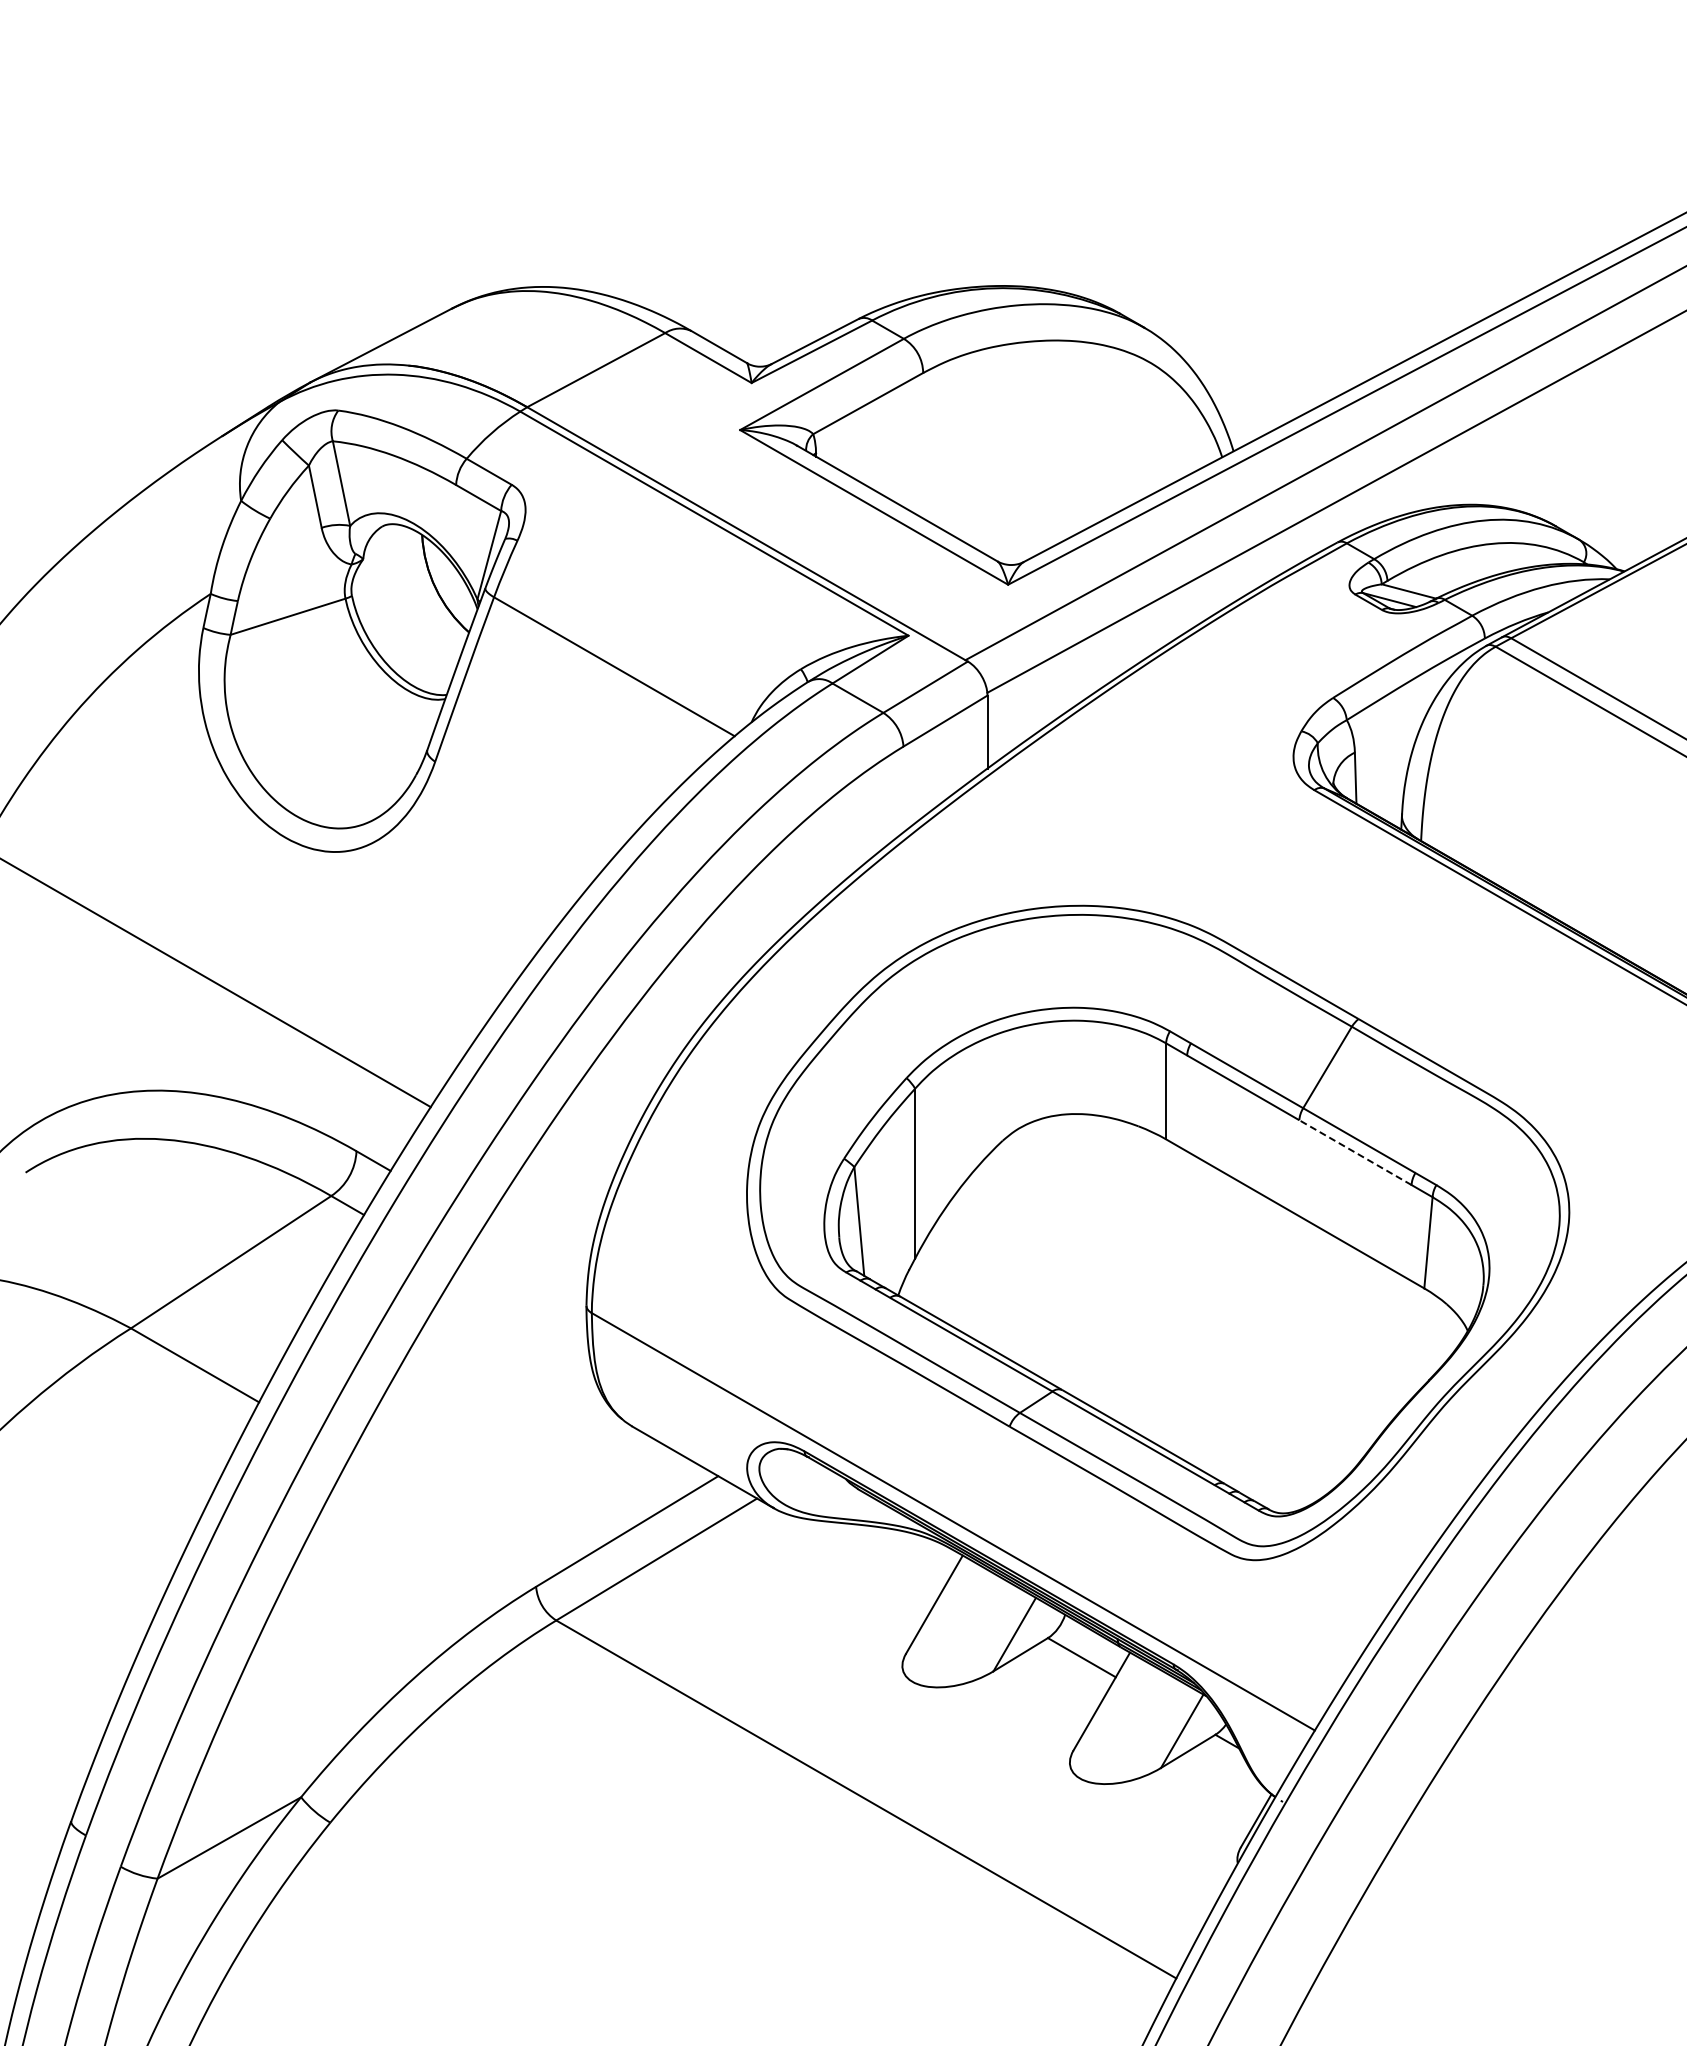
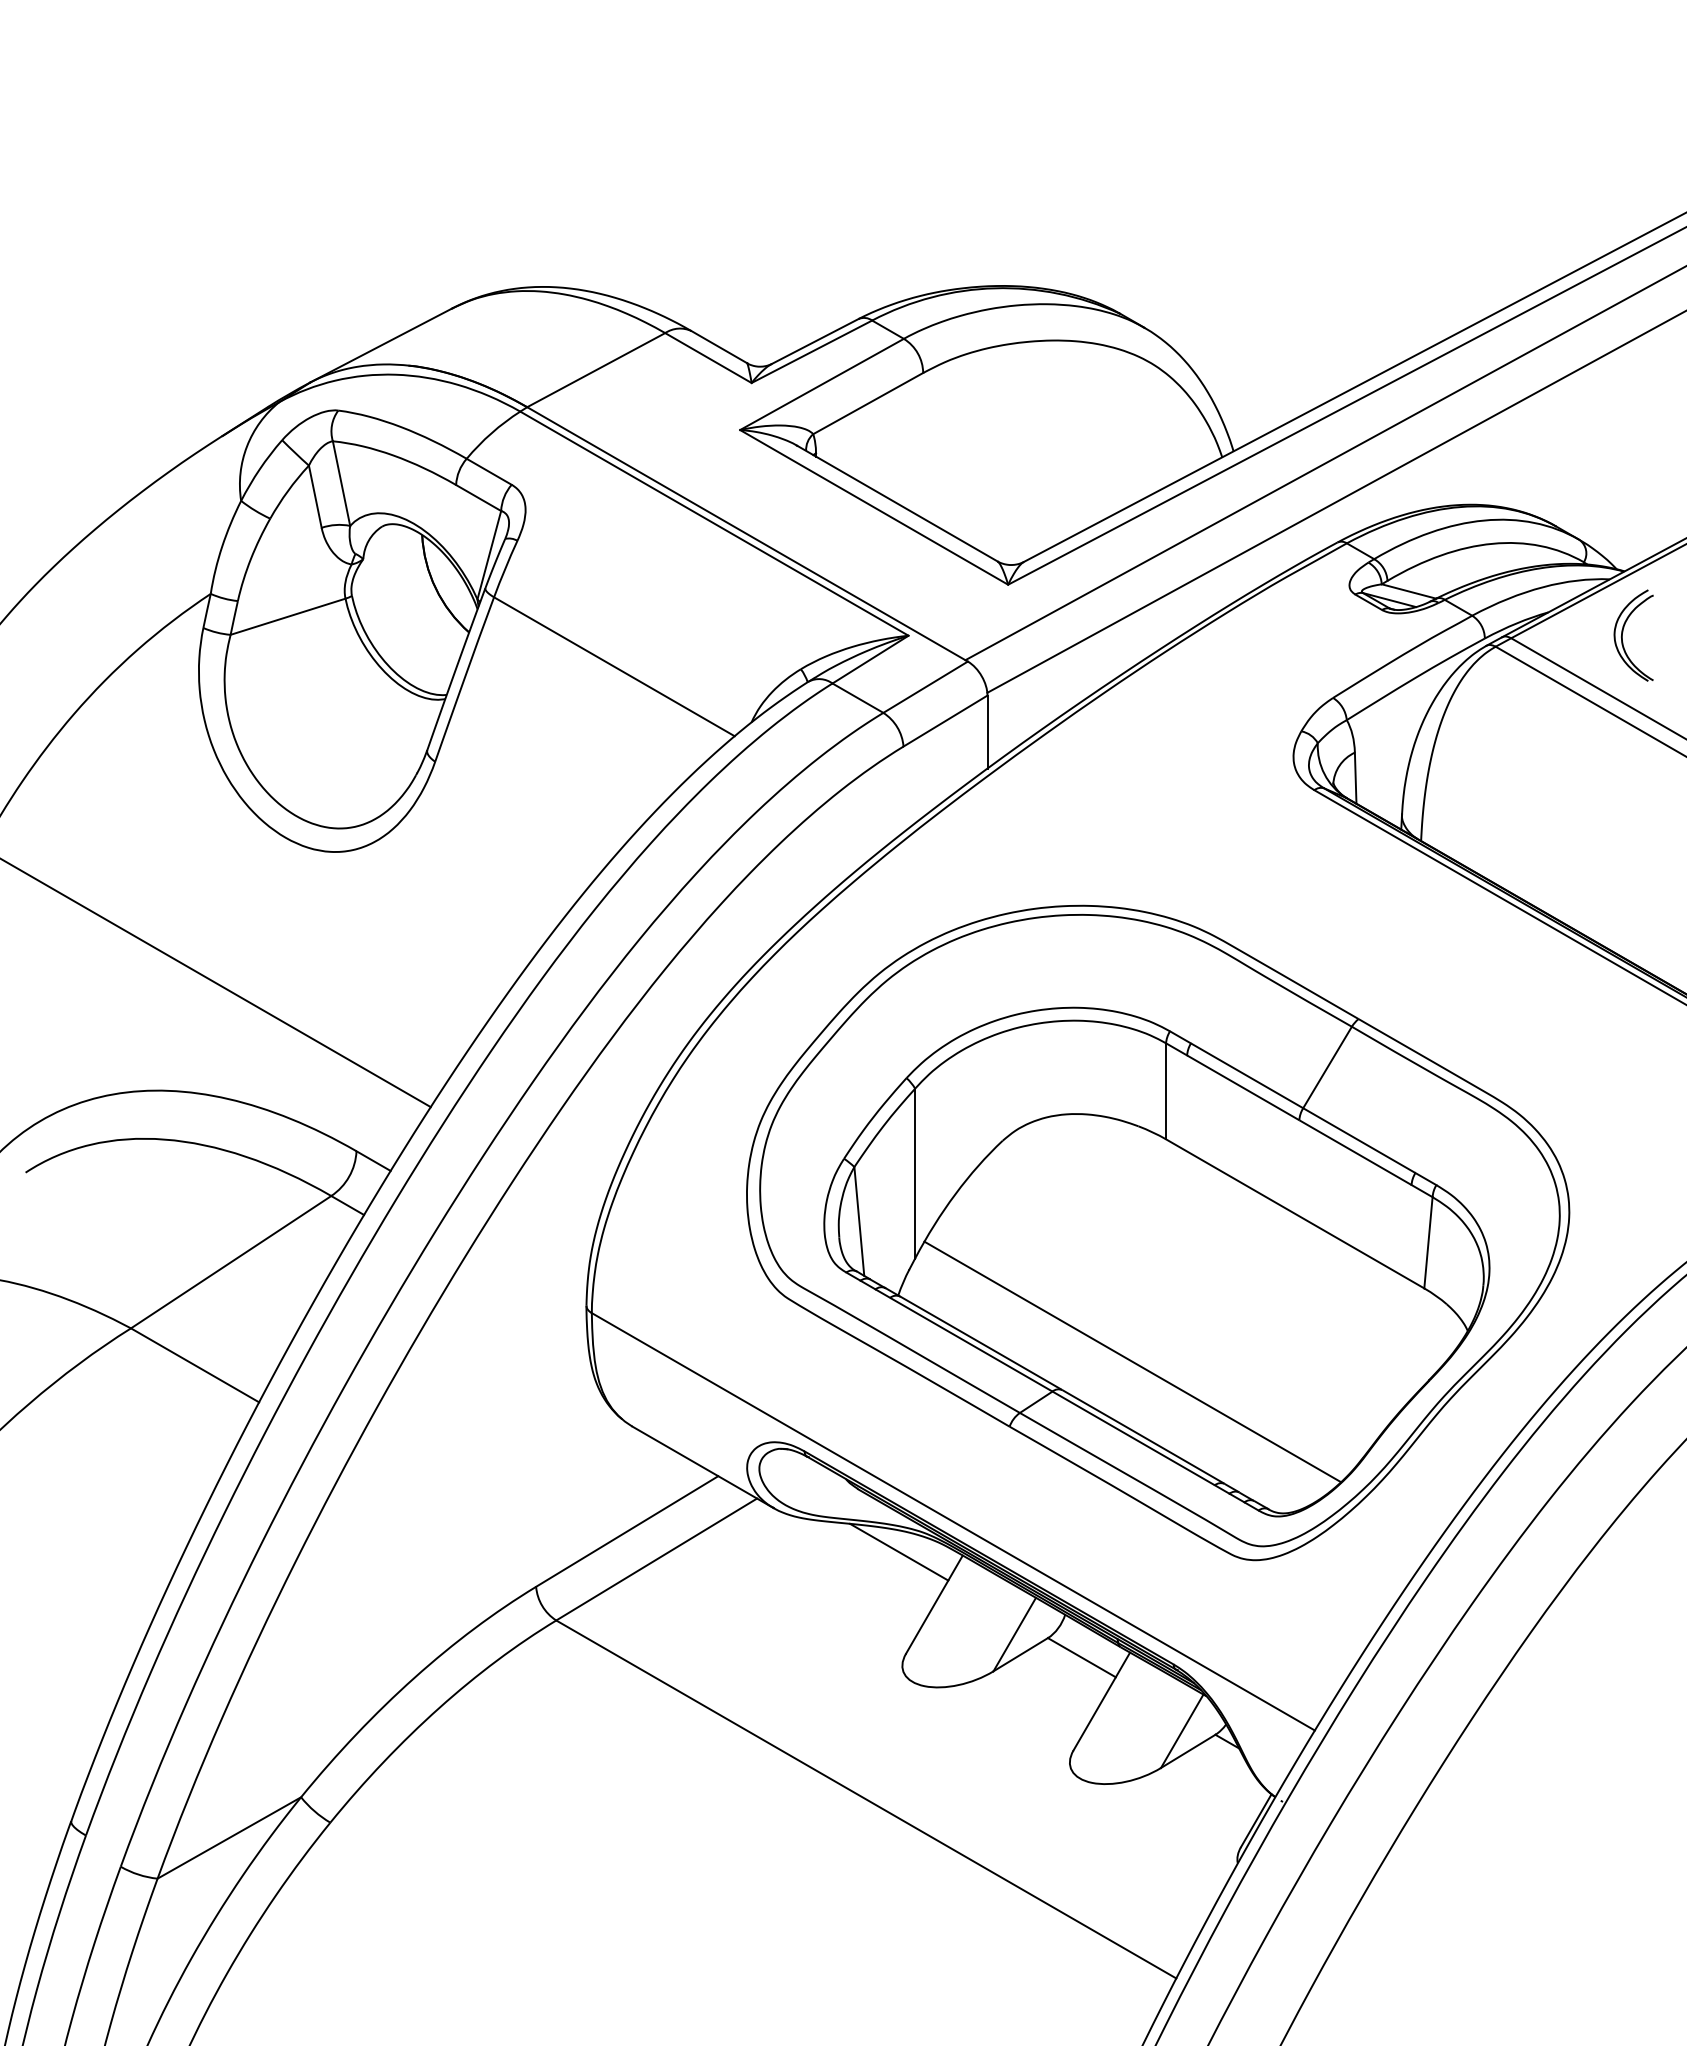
part: none -> present (1623, 632)
line: dashed -> solid (1355, 1152)
line: none -> present (1132, 1361)
line: none -> present (899, 1551)
